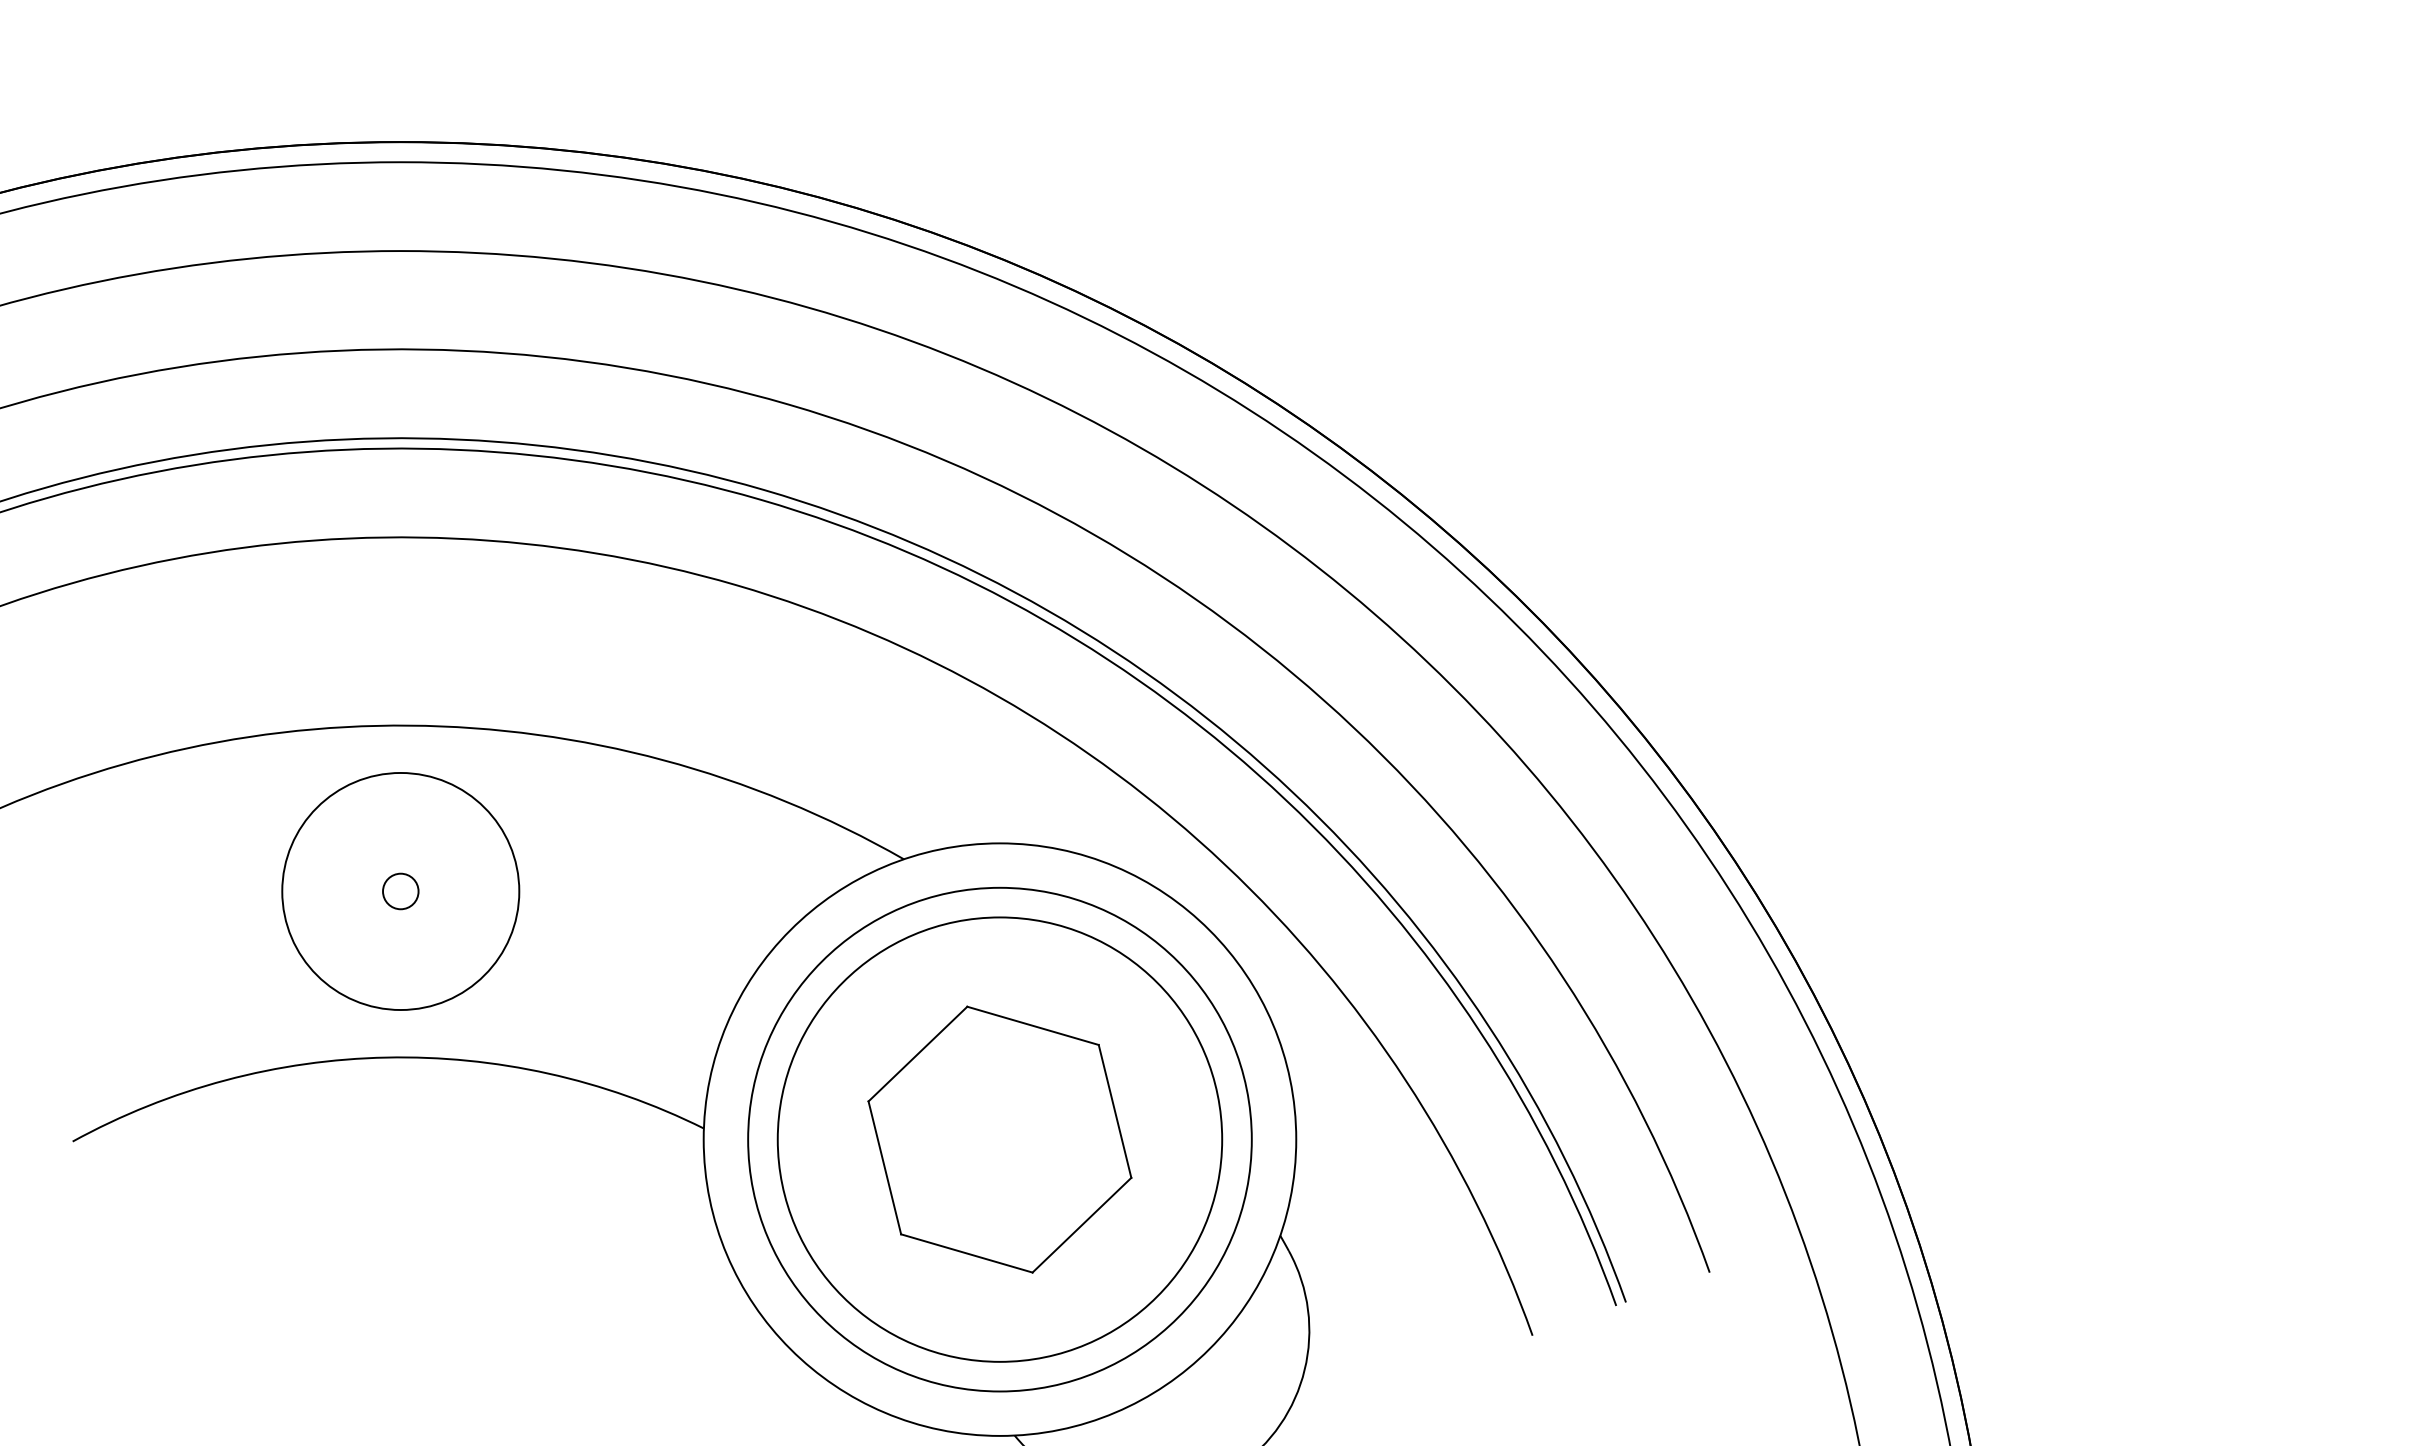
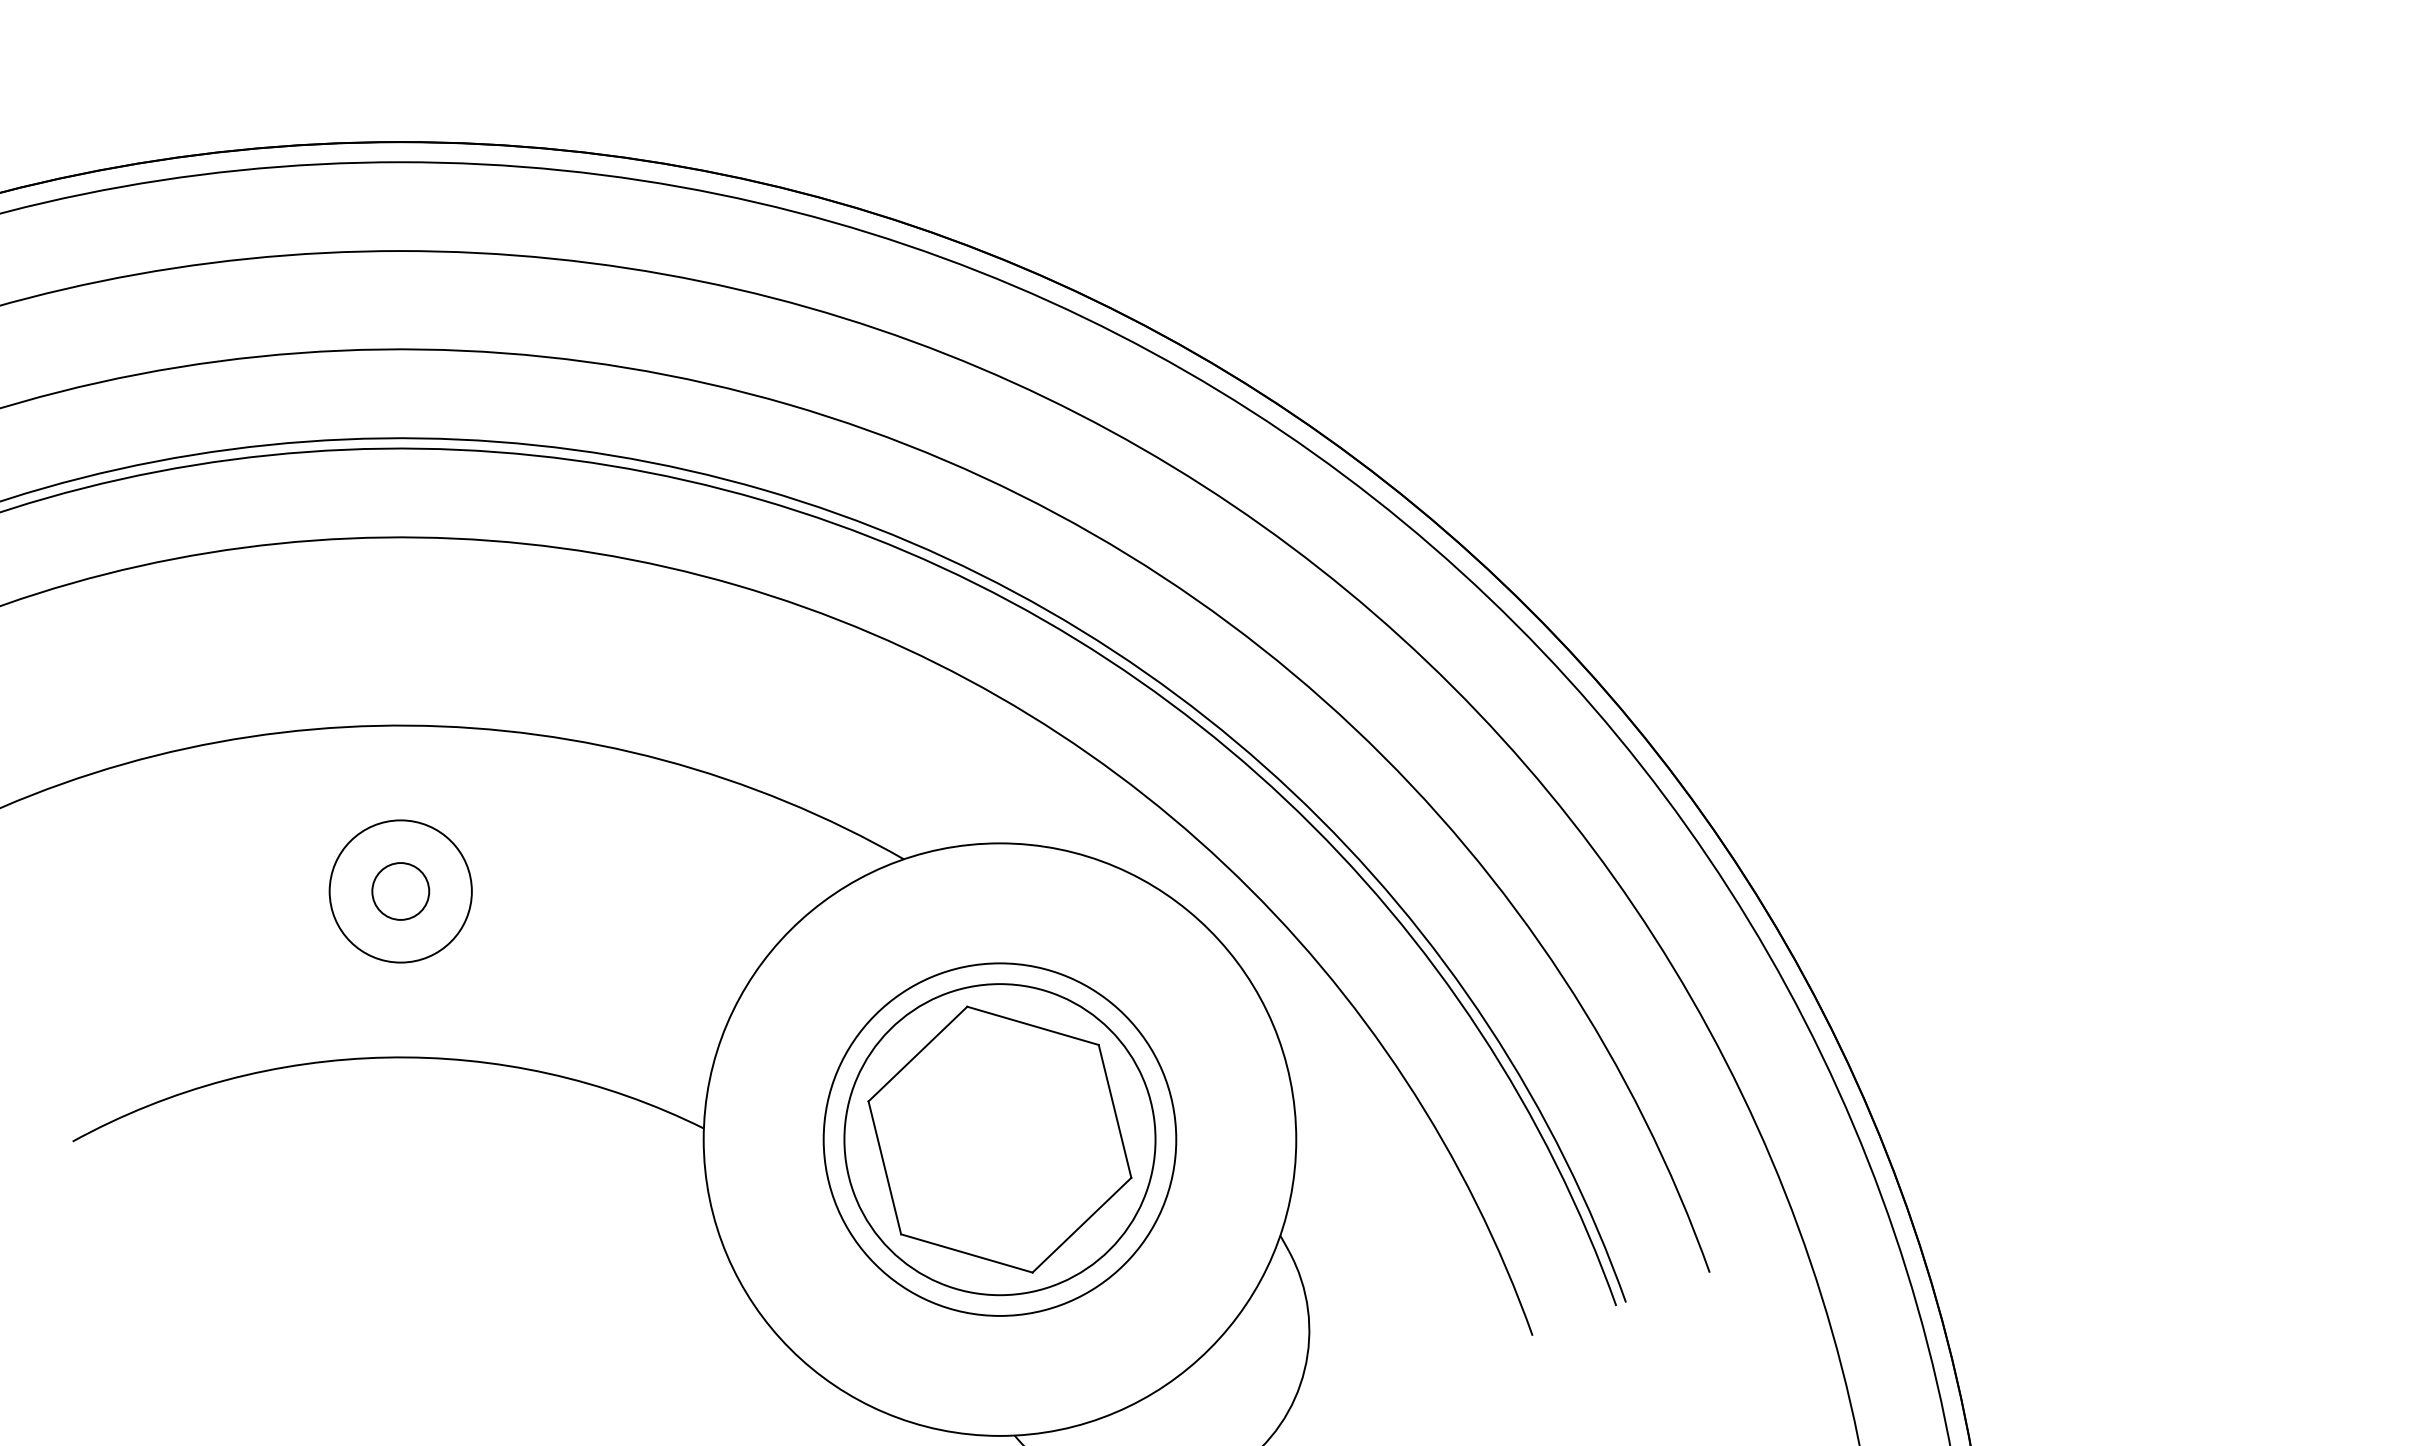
circle diameter: 237 px -> 142 px (400, 891)
circle diameter: 36 px -> 57 px (400, 891)
circle diameter: 444 px -> 311 px (999, 1139)
circle diameter: 504 px -> 353 px (999, 1139)
